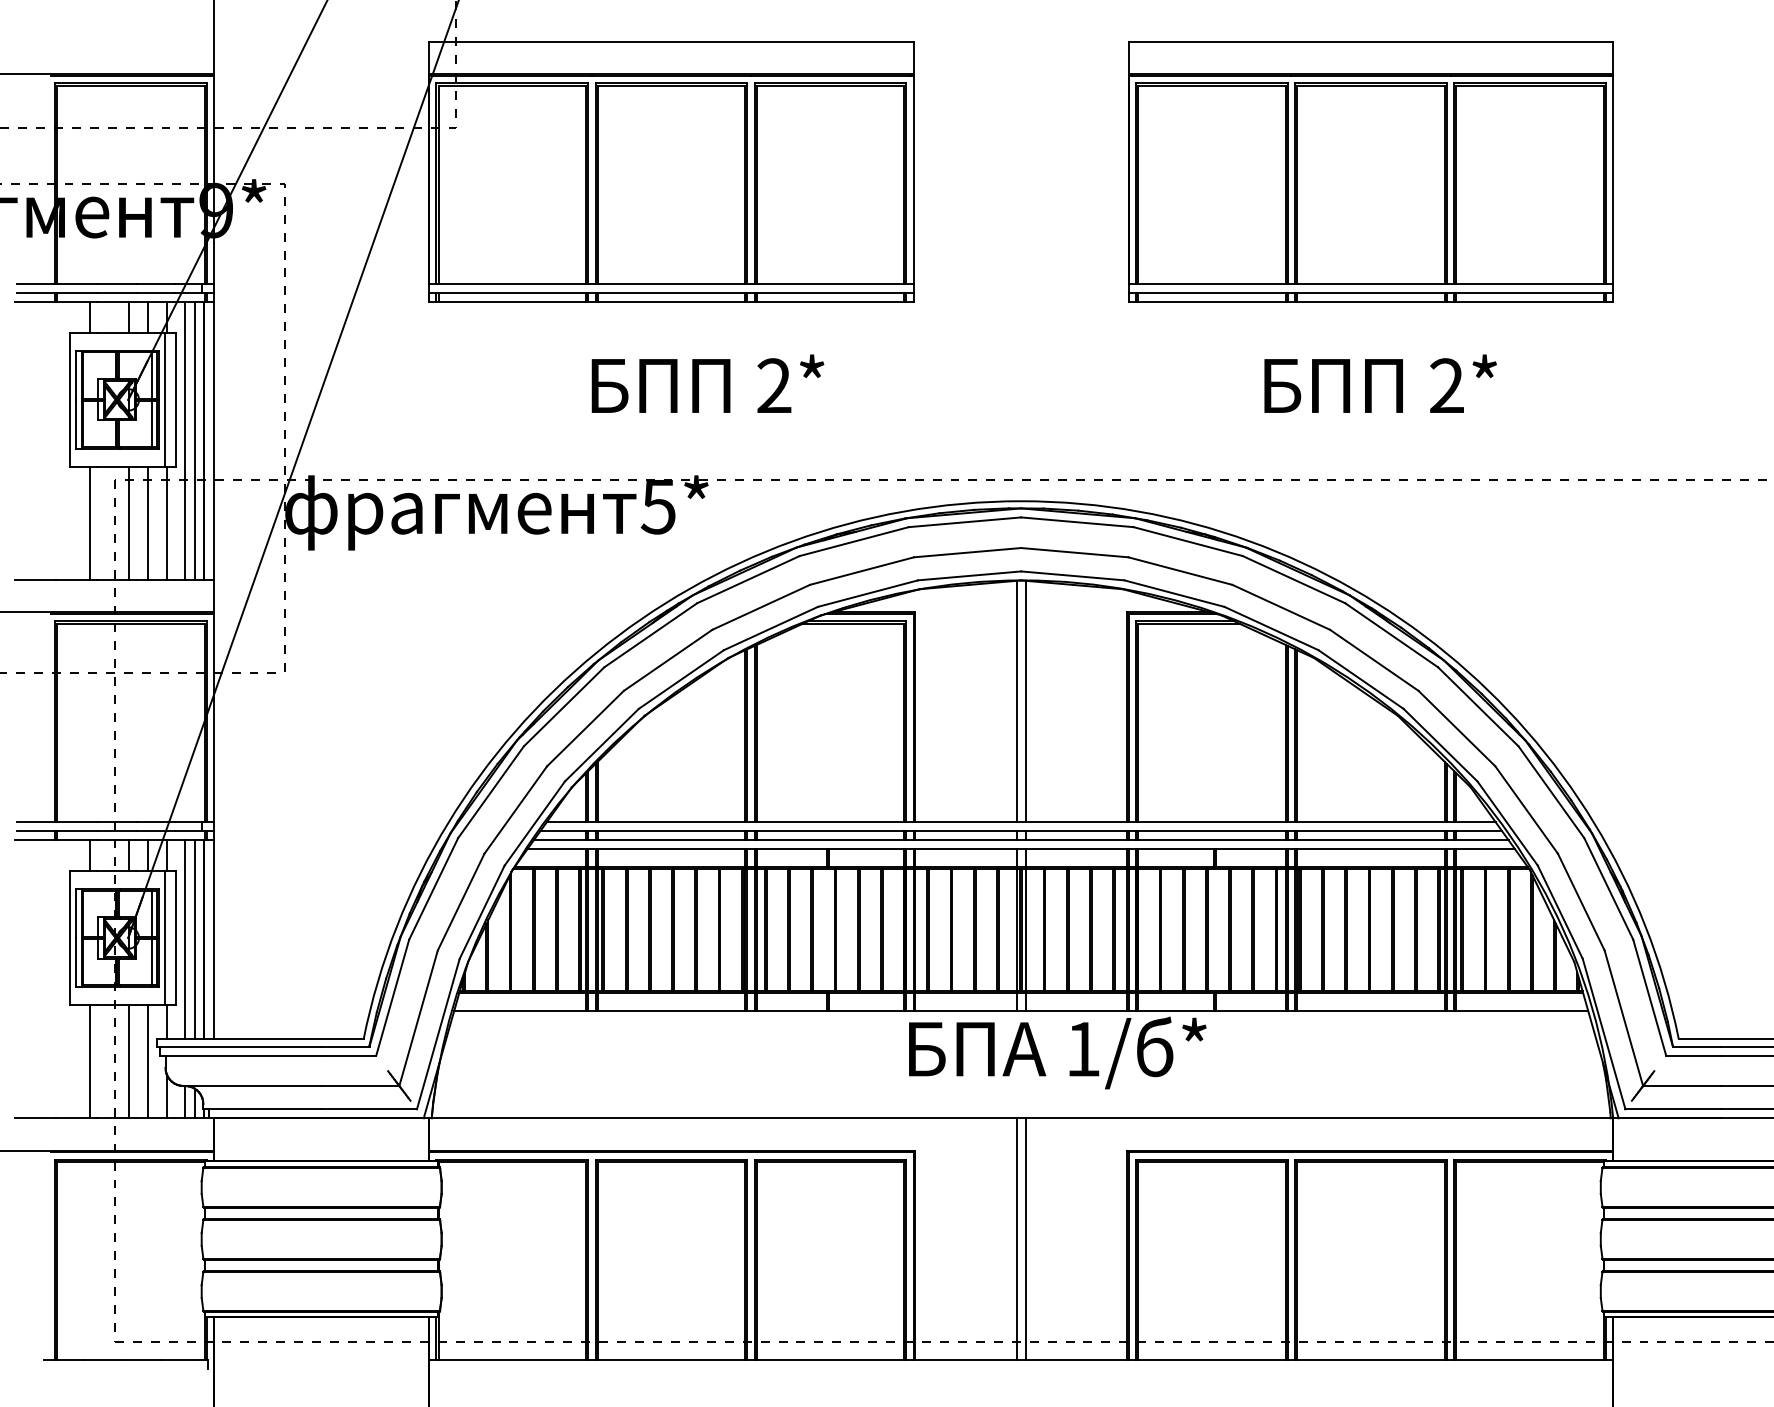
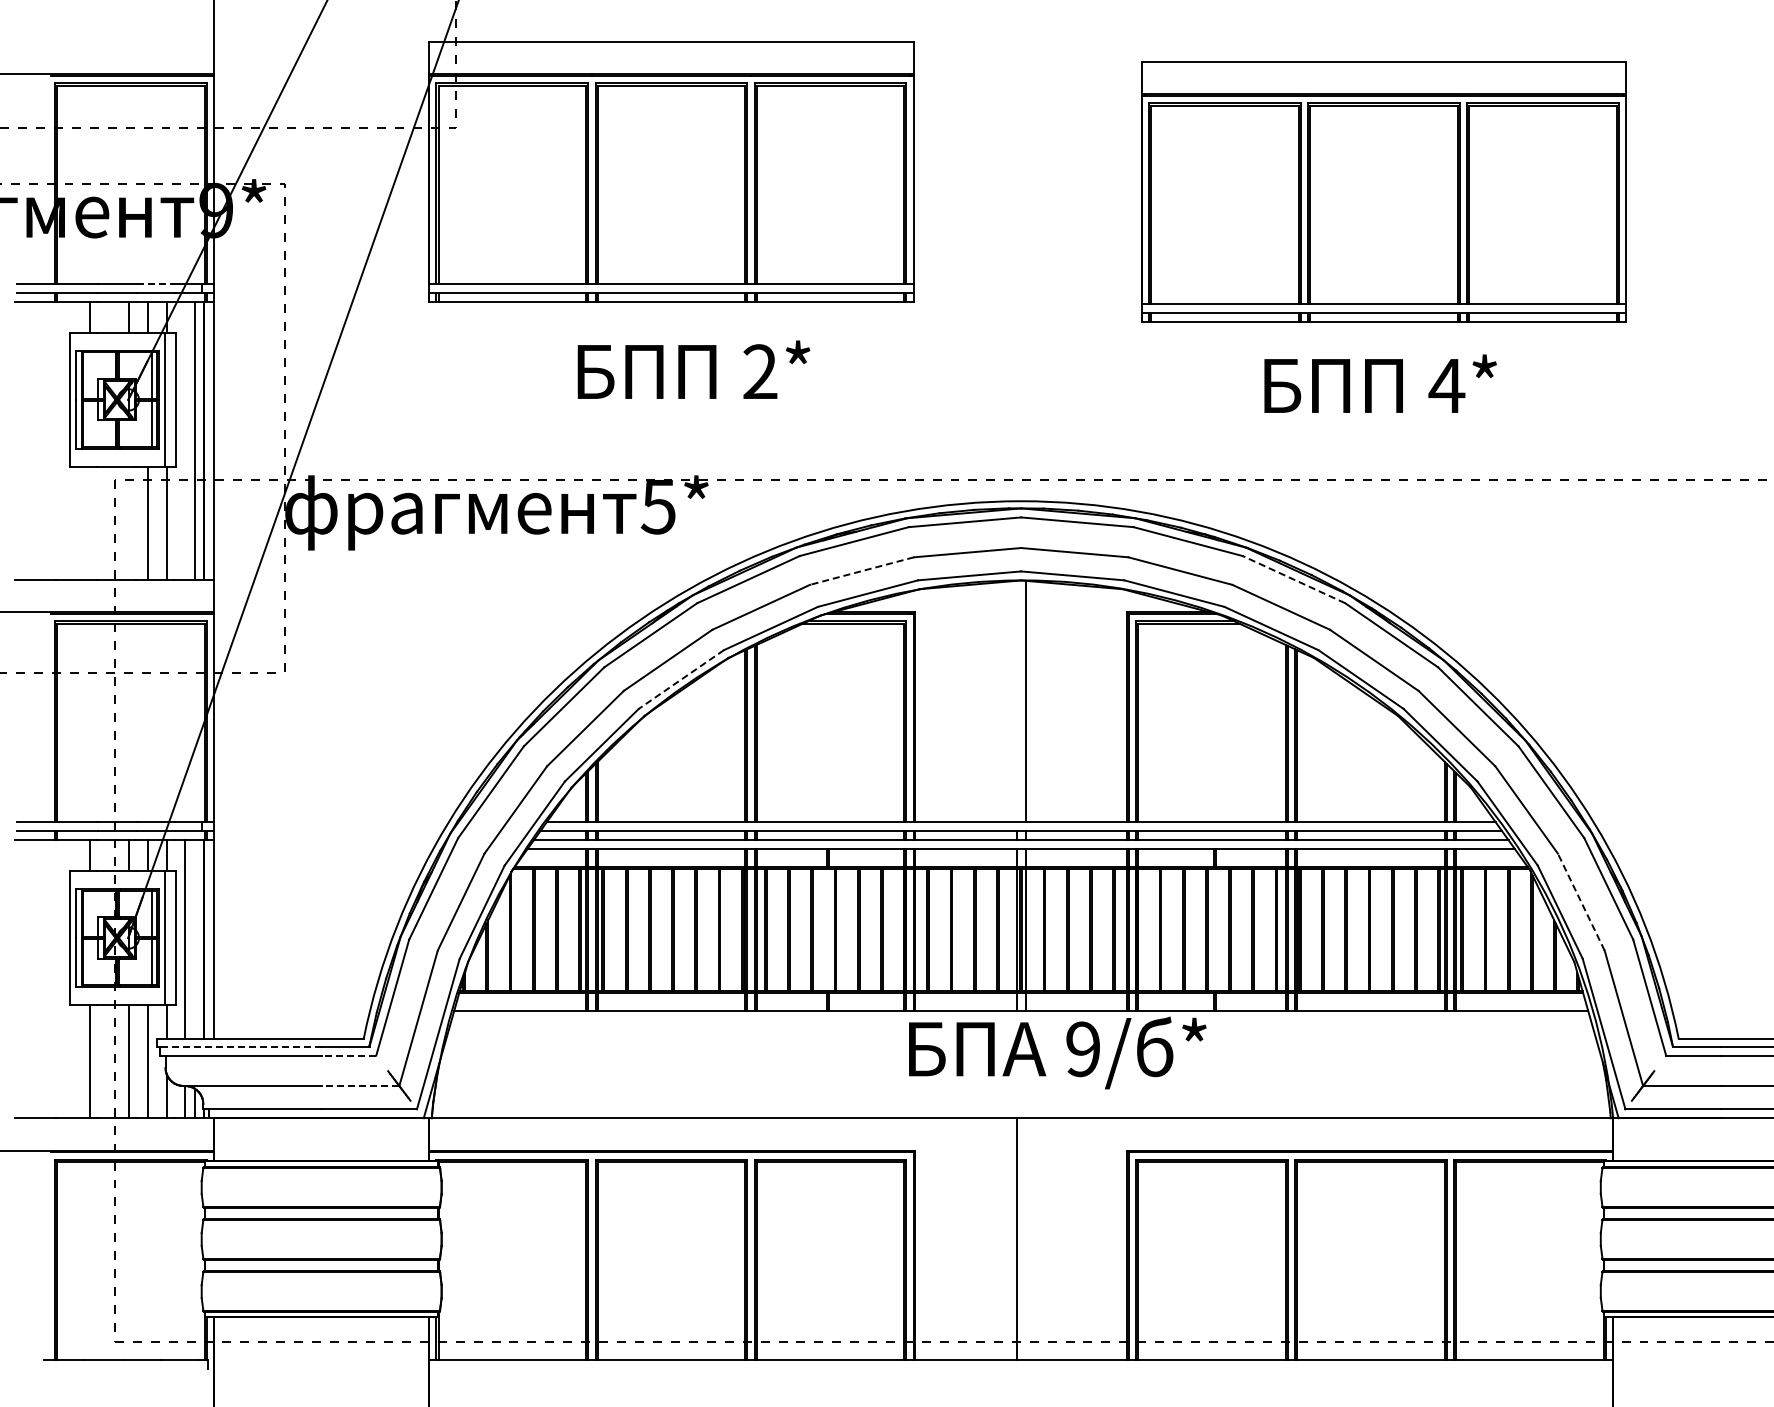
part position: (1370, 171) -> (1383, 191) (1383, 191)
line: solid -> dashed (155, 284)
text position: (707, 383) -> (693, 369) (693, 369)
text: 2* -> 4* (1446, 385)
line: present -> none (185, 441)
line: present -> none (89, 523)
line: present -> none (128, 523)
line: solid -> dashed (862, 571)
line: solid -> dashed (1293, 579)
line: solid -> dashed (681, 679)
line: present -> none (1016, 701)
line: solid -> dashed (1581, 902)
line: present -> none (194, 939)
line: solid -> dashed (240, 1046)
text: 1/ -> 9/ (1082, 1049)
line: solid -> dashed (348, 1055)
line: solid -> dashed (360, 1086)
line: present -> none (1025, 1239)
